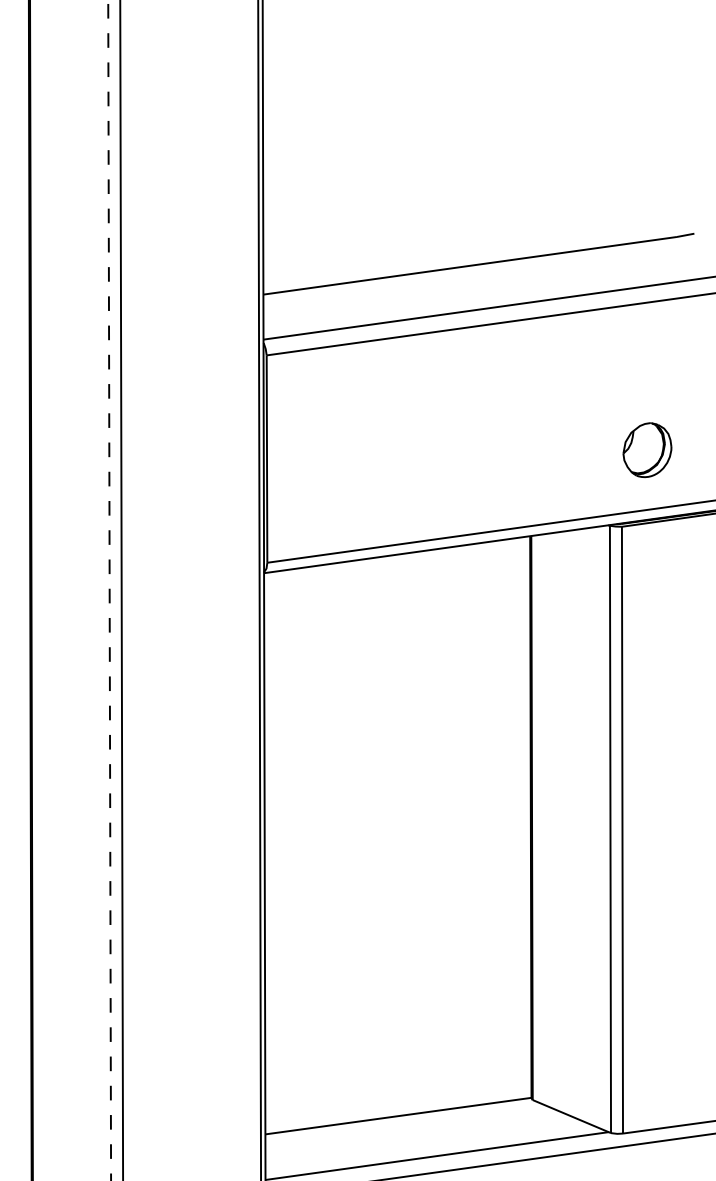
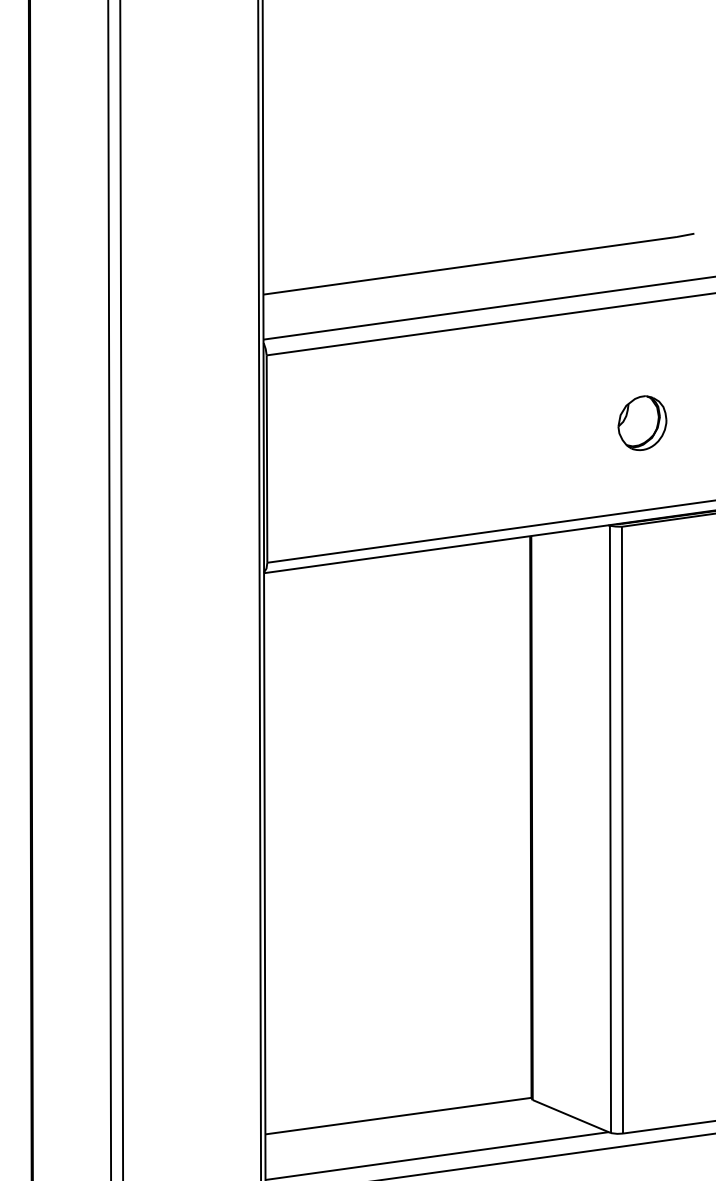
part position: (647, 450) -> (642, 423) (642, 423)
line: dashed -> solid (109, 590)
